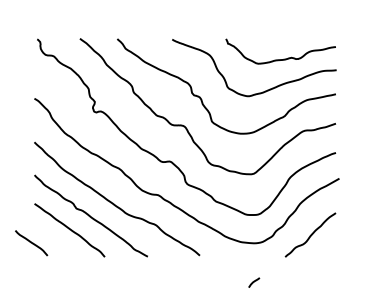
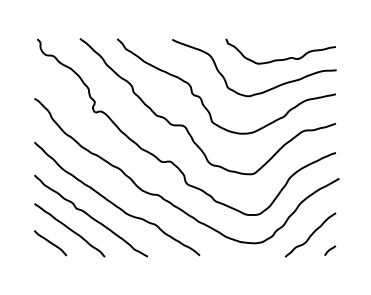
curve position: (31, 243) -> (50, 243) (50, 243)
curve position: (254, 282) -> (330, 250) (330, 250)
